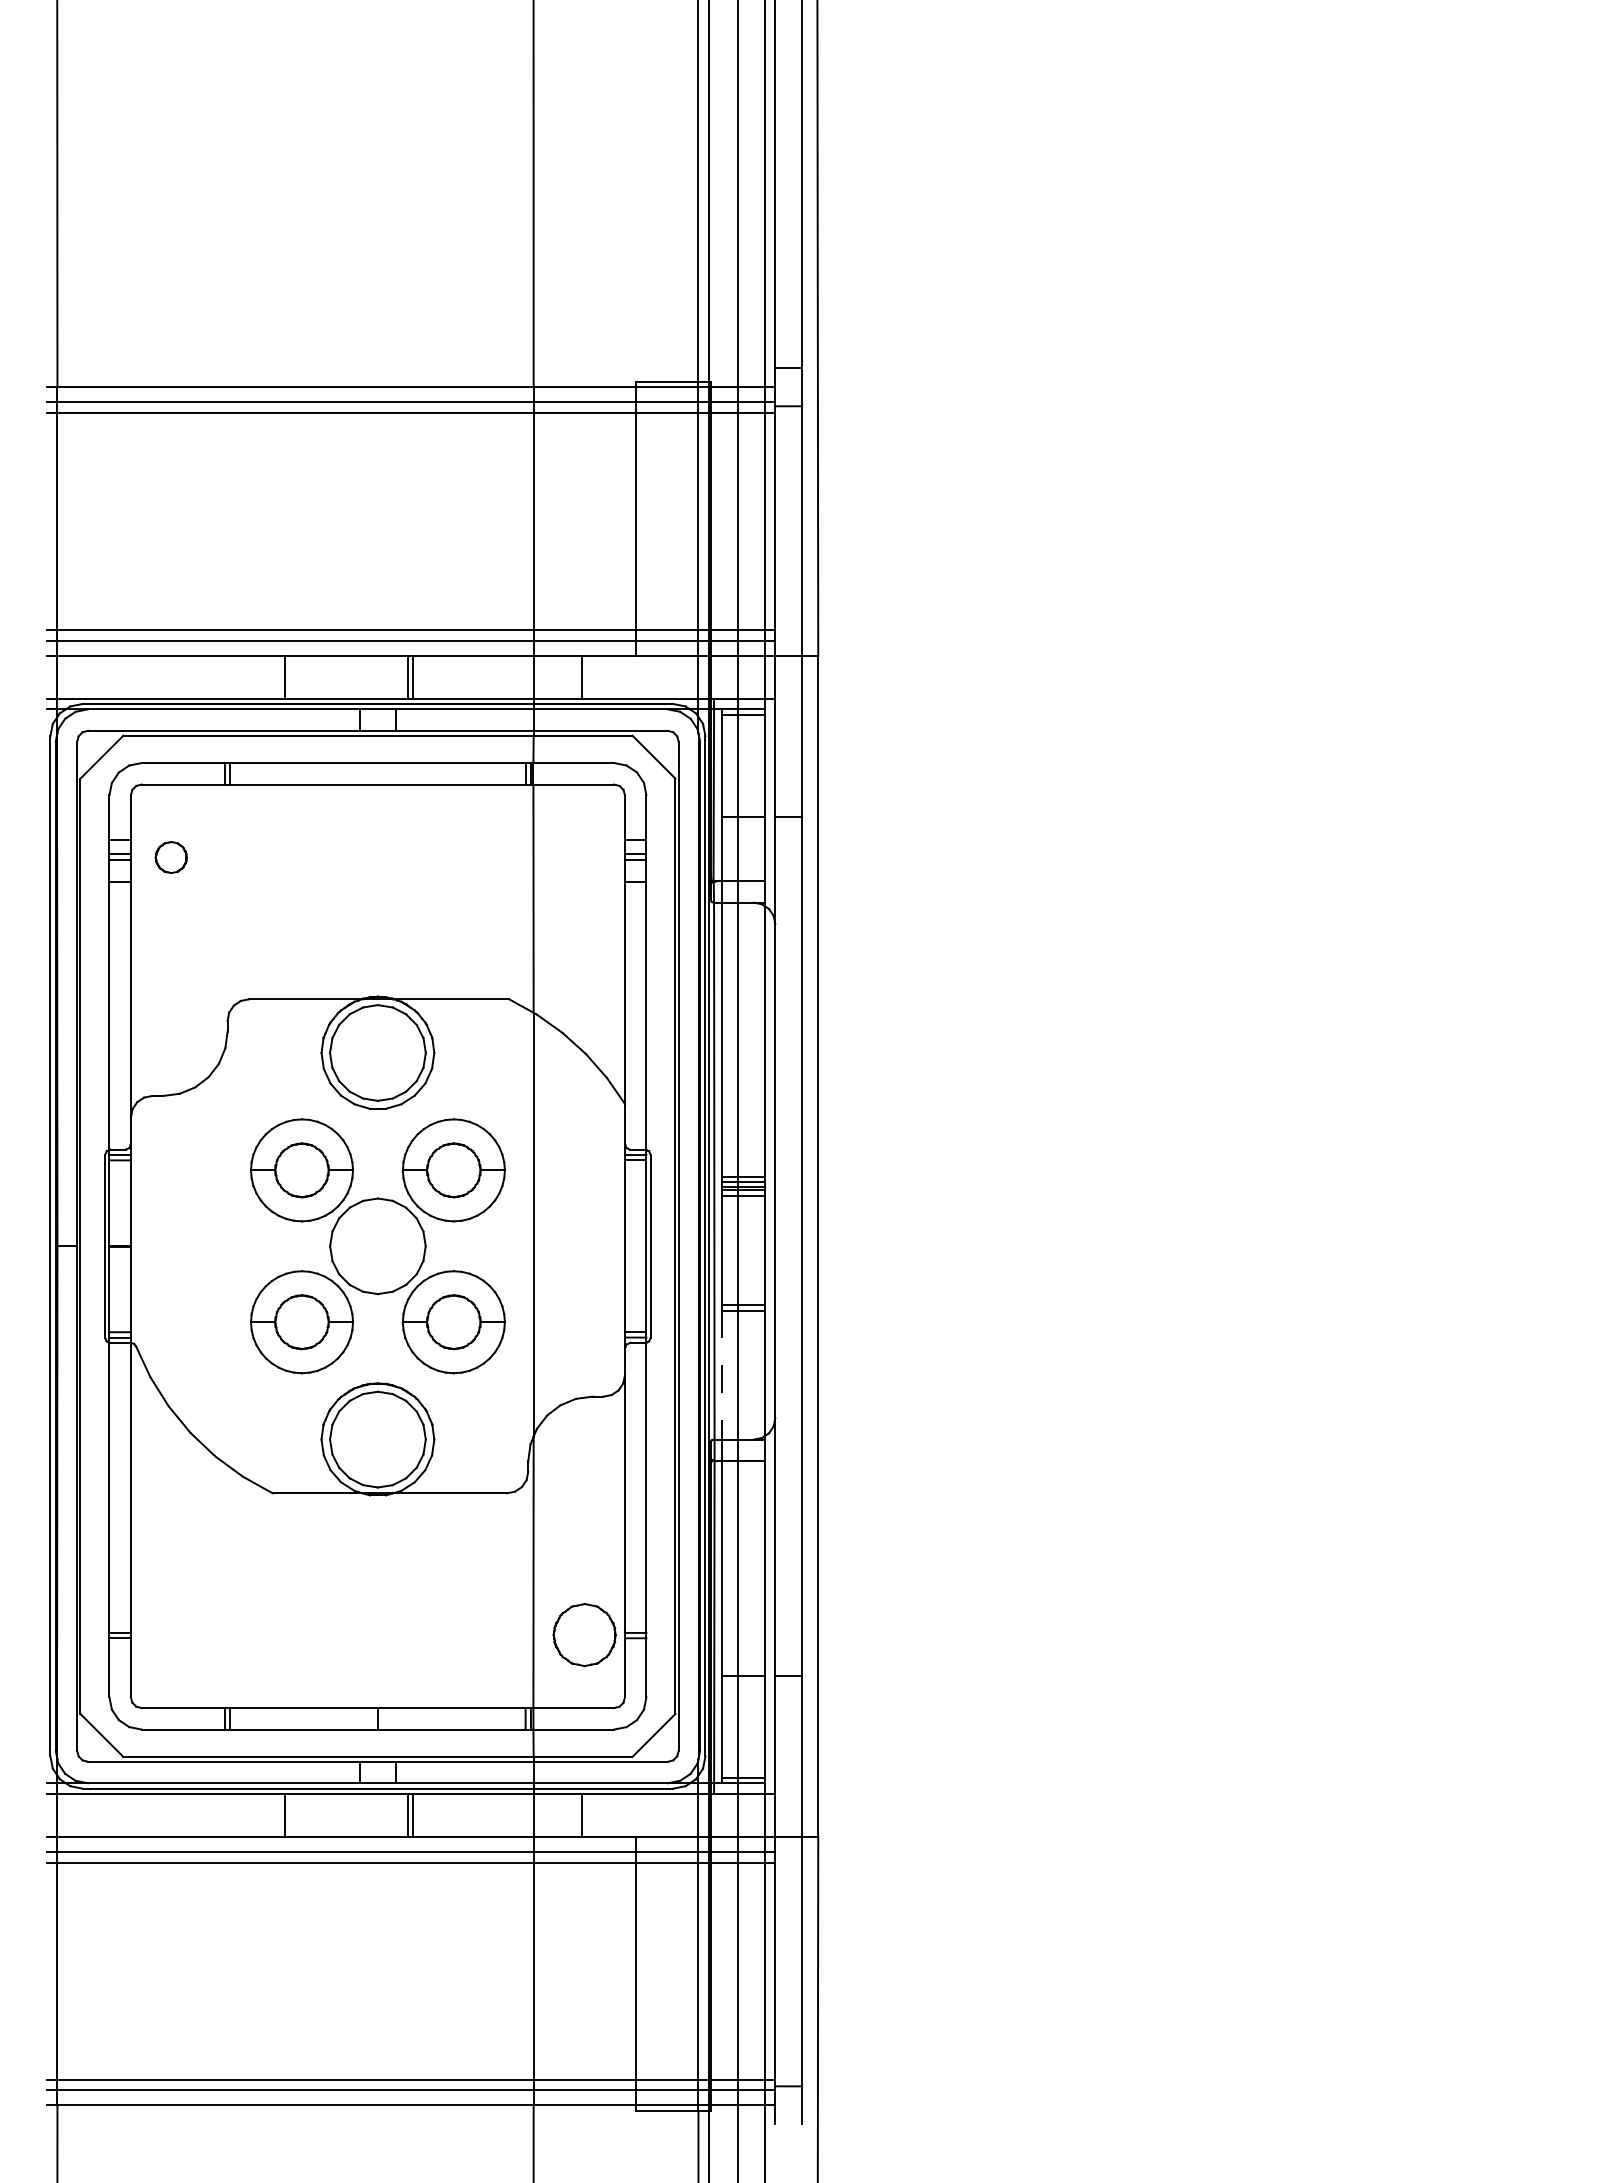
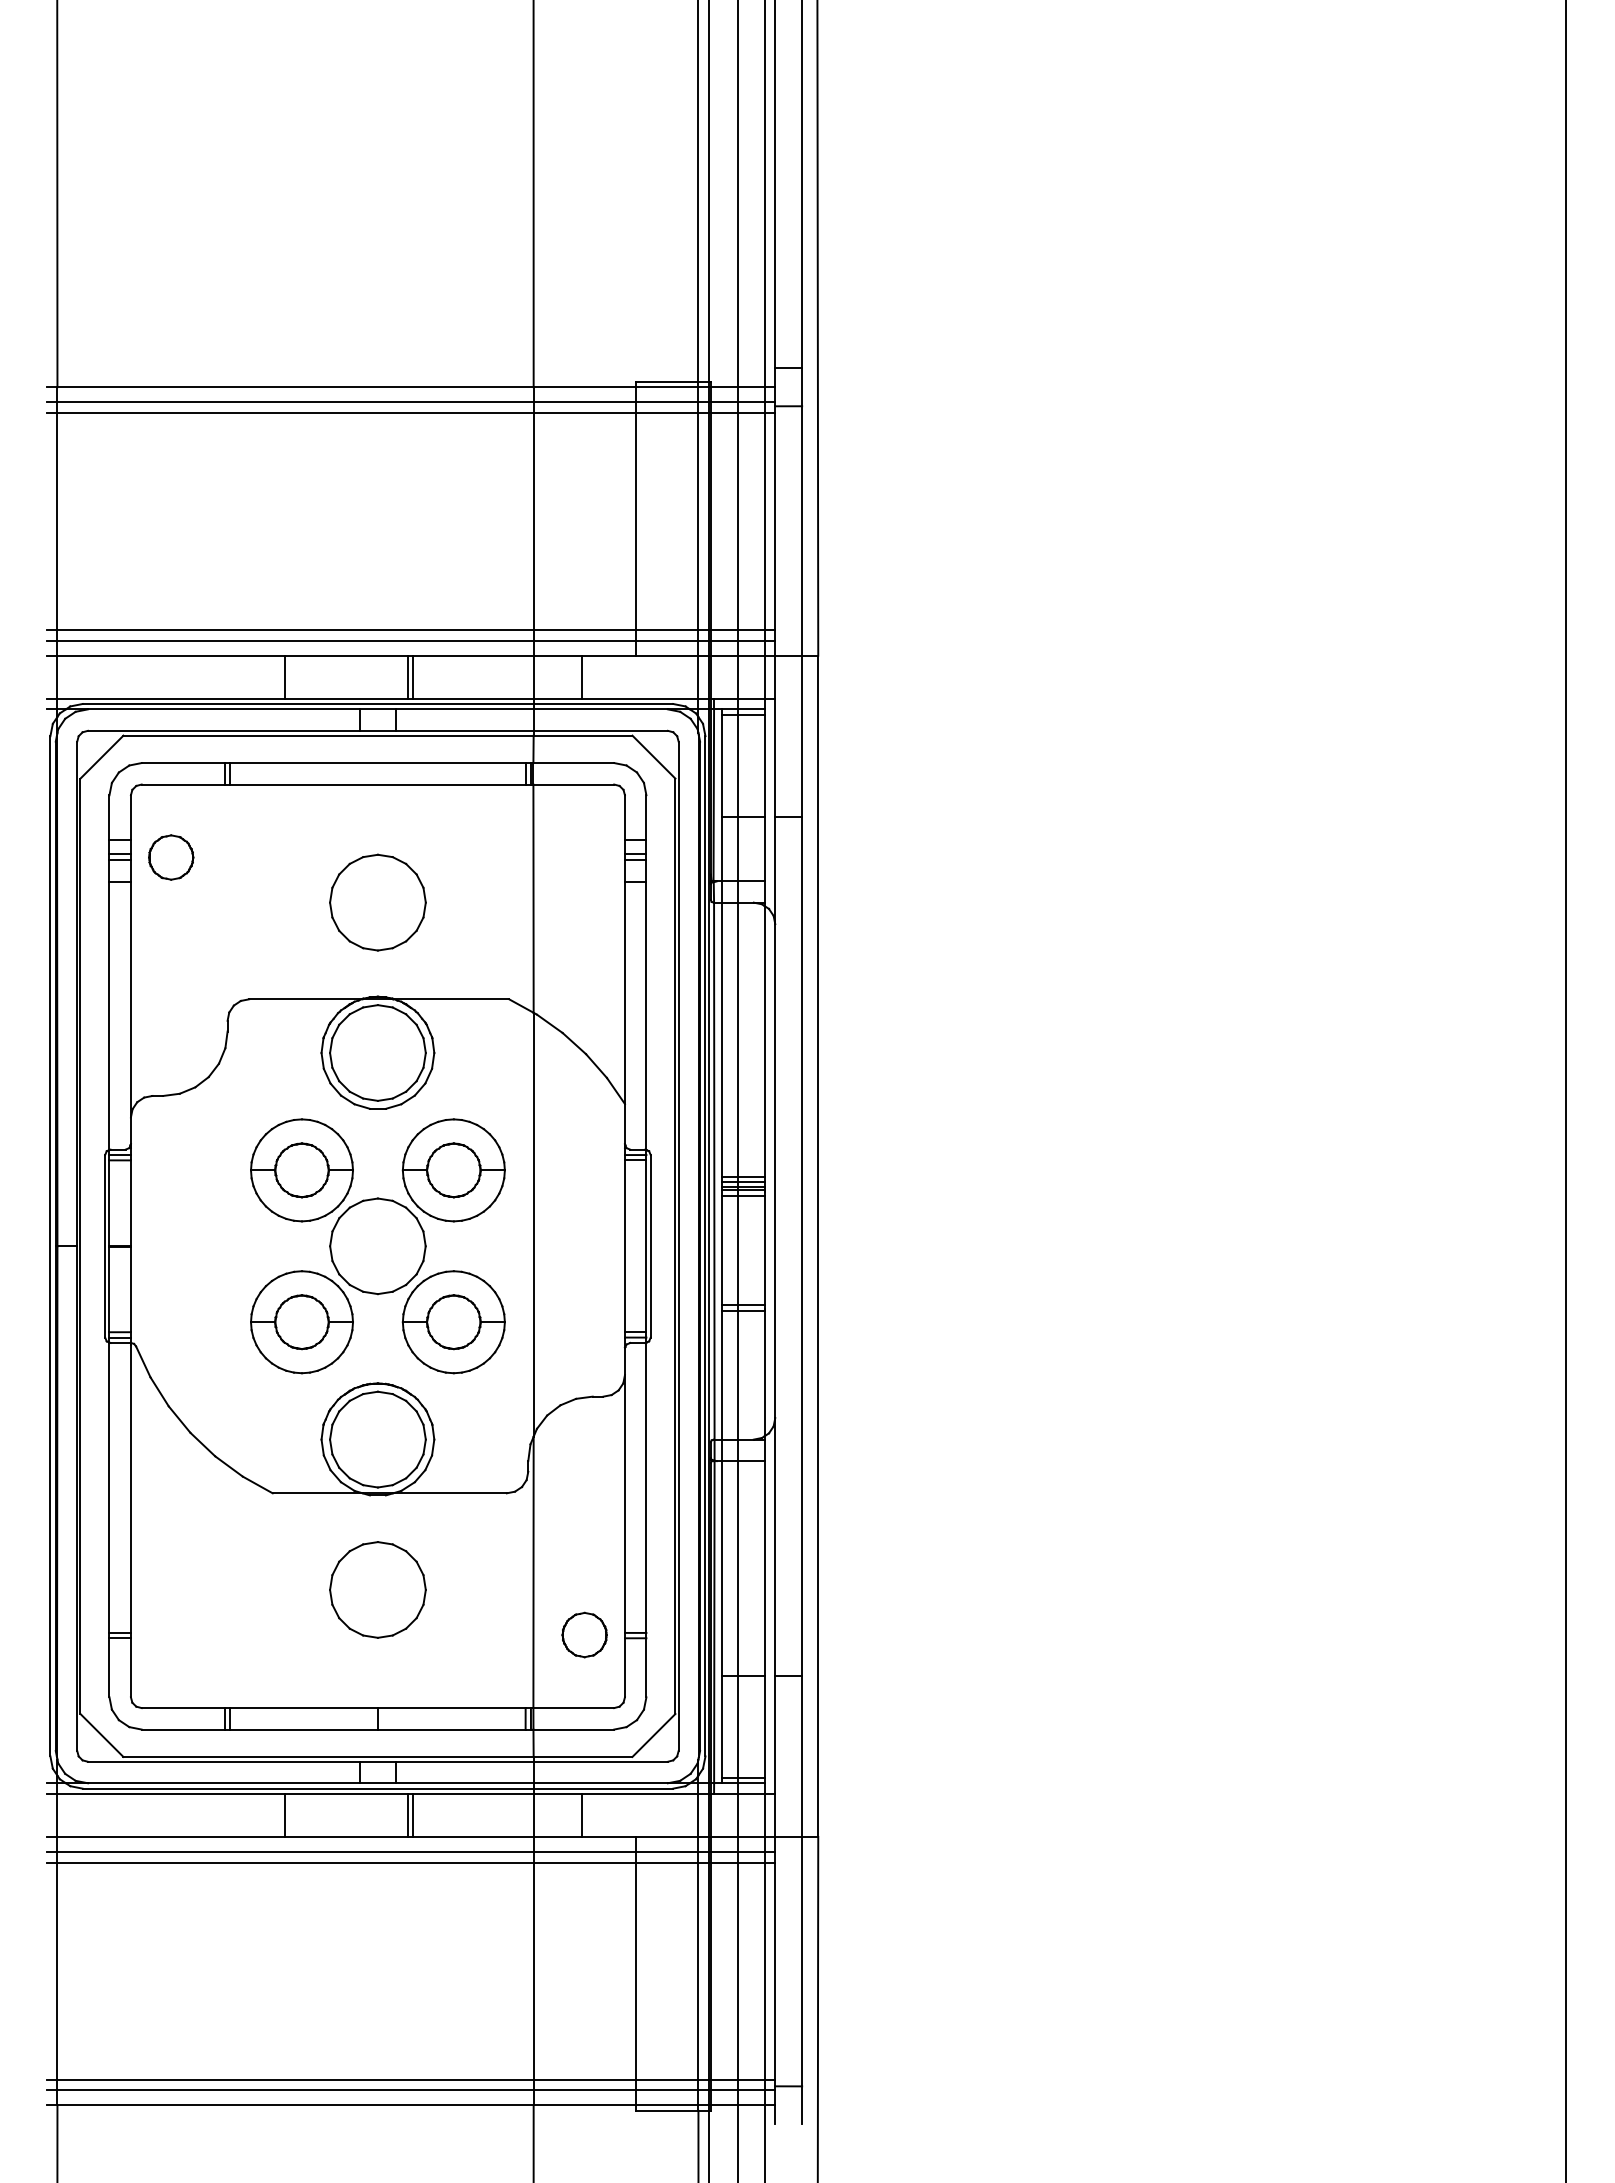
part size: 34x34 px -> 47x47 px (171, 857)
part: none -> present (377, 902)
line: none -> present (1566, 1090)
line: dashed -> solid (721, 1375)
part: none -> present (377, 1589)
part size: 65x65 px -> 47x48 px (584, 1634)
